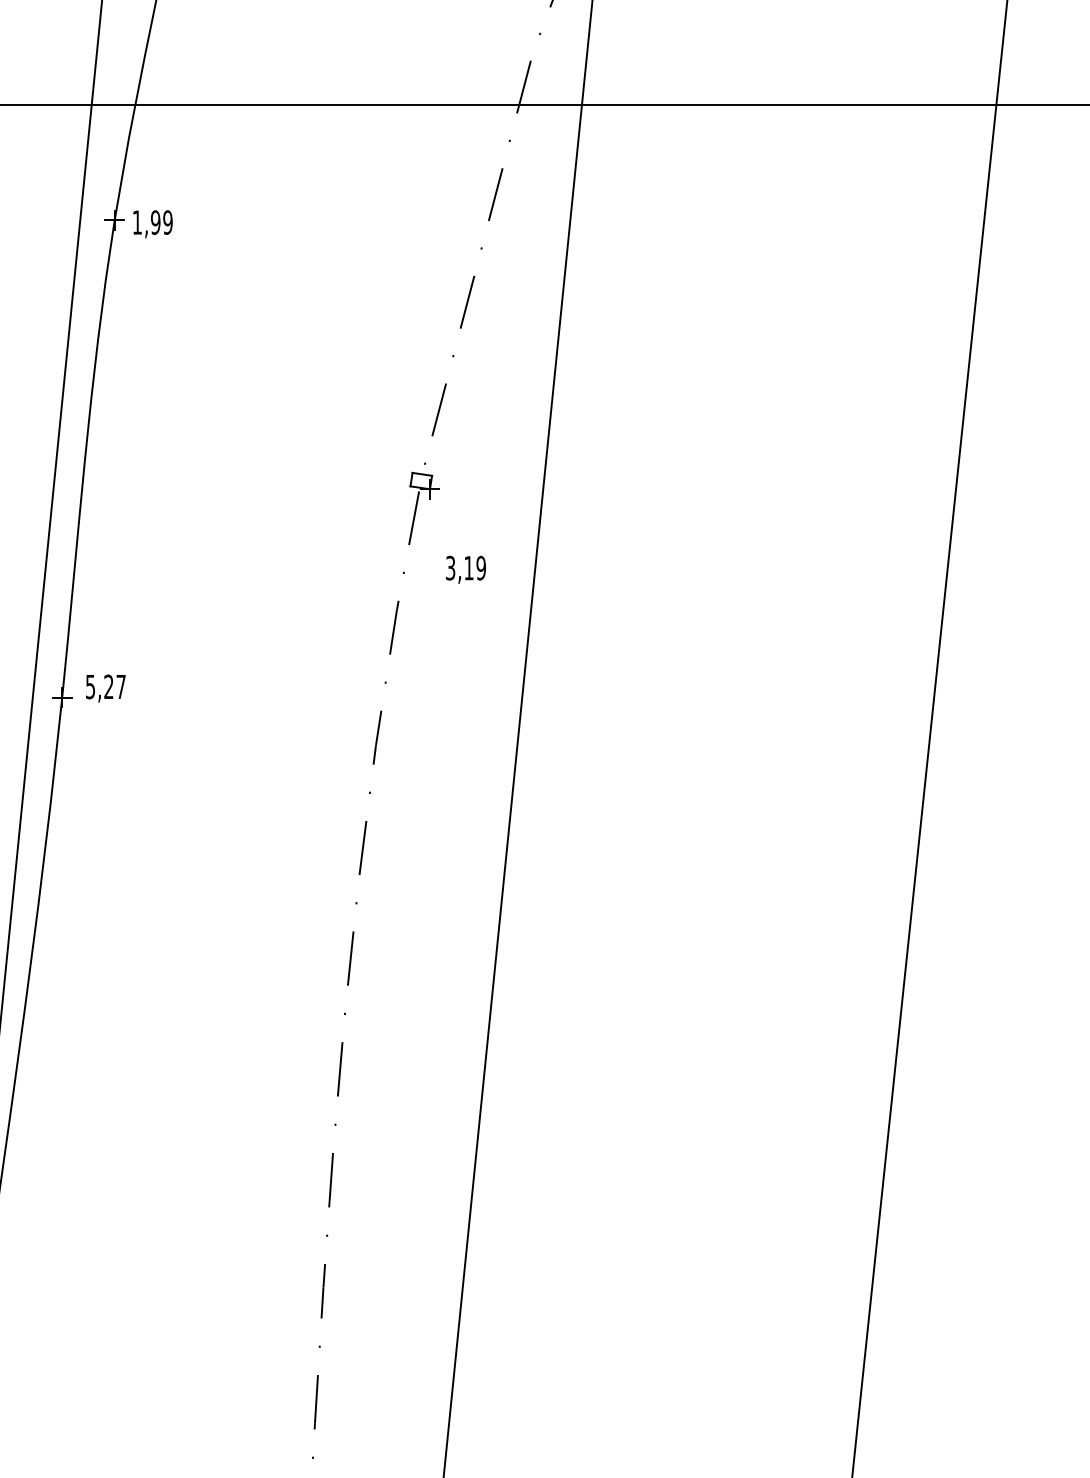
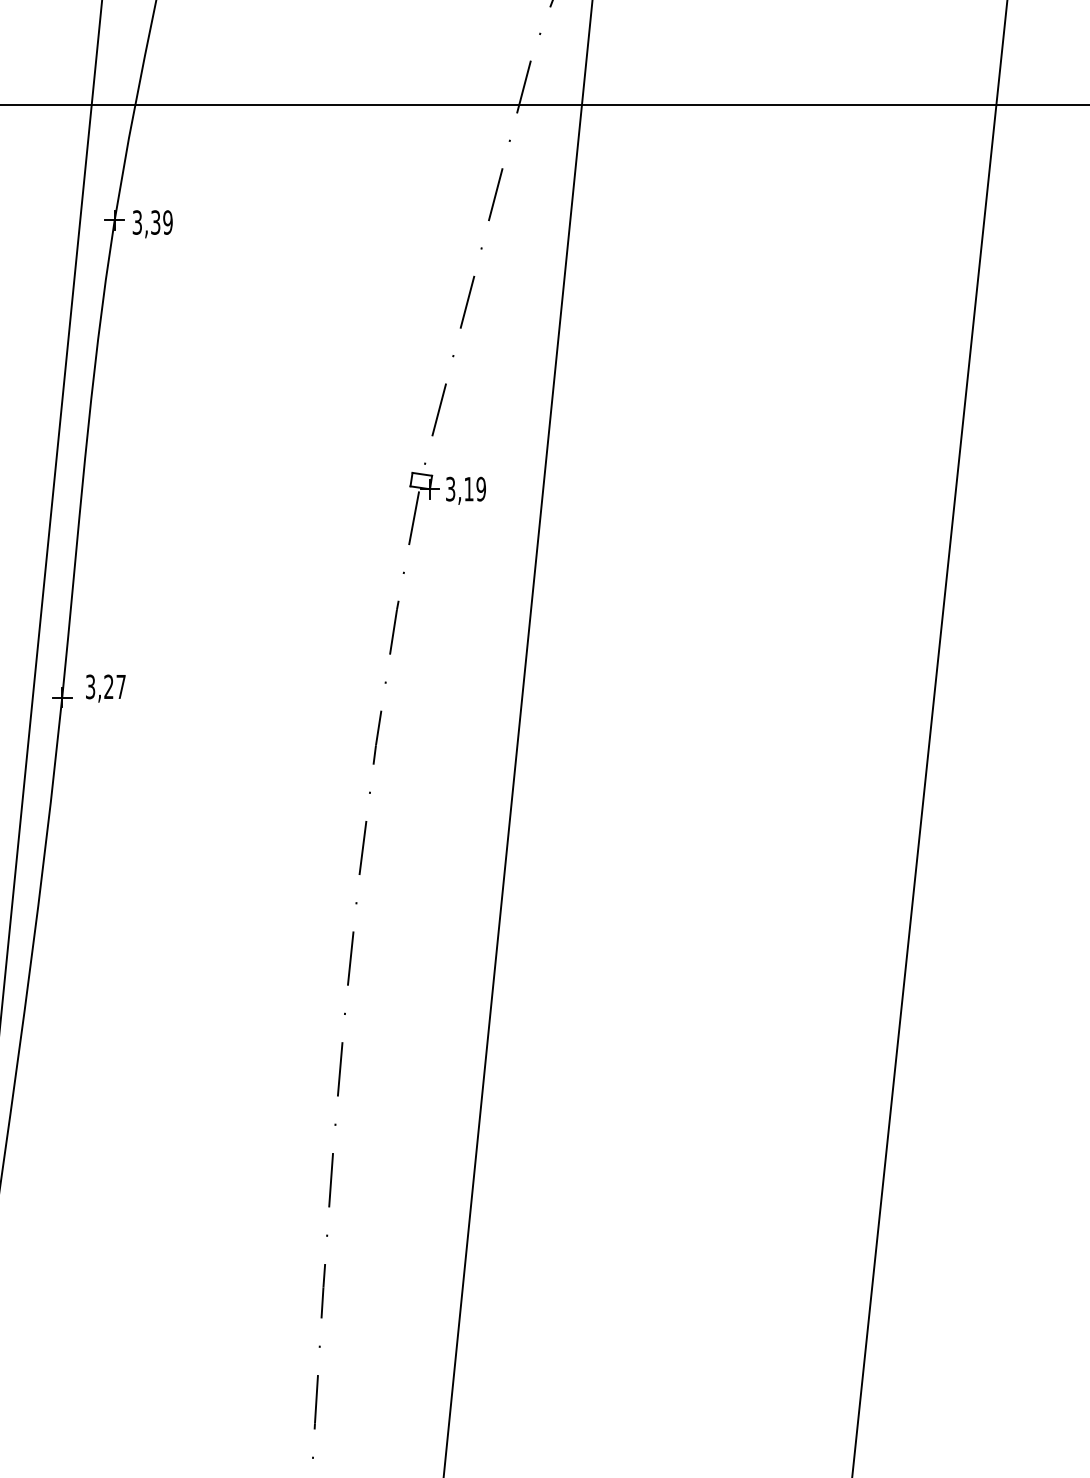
text: 1,99 -> 3,39 (146, 222)
text position: (465, 569) -> (465, 490) (465, 490)
text: 5,27 -> 3,27 (90, 686)
